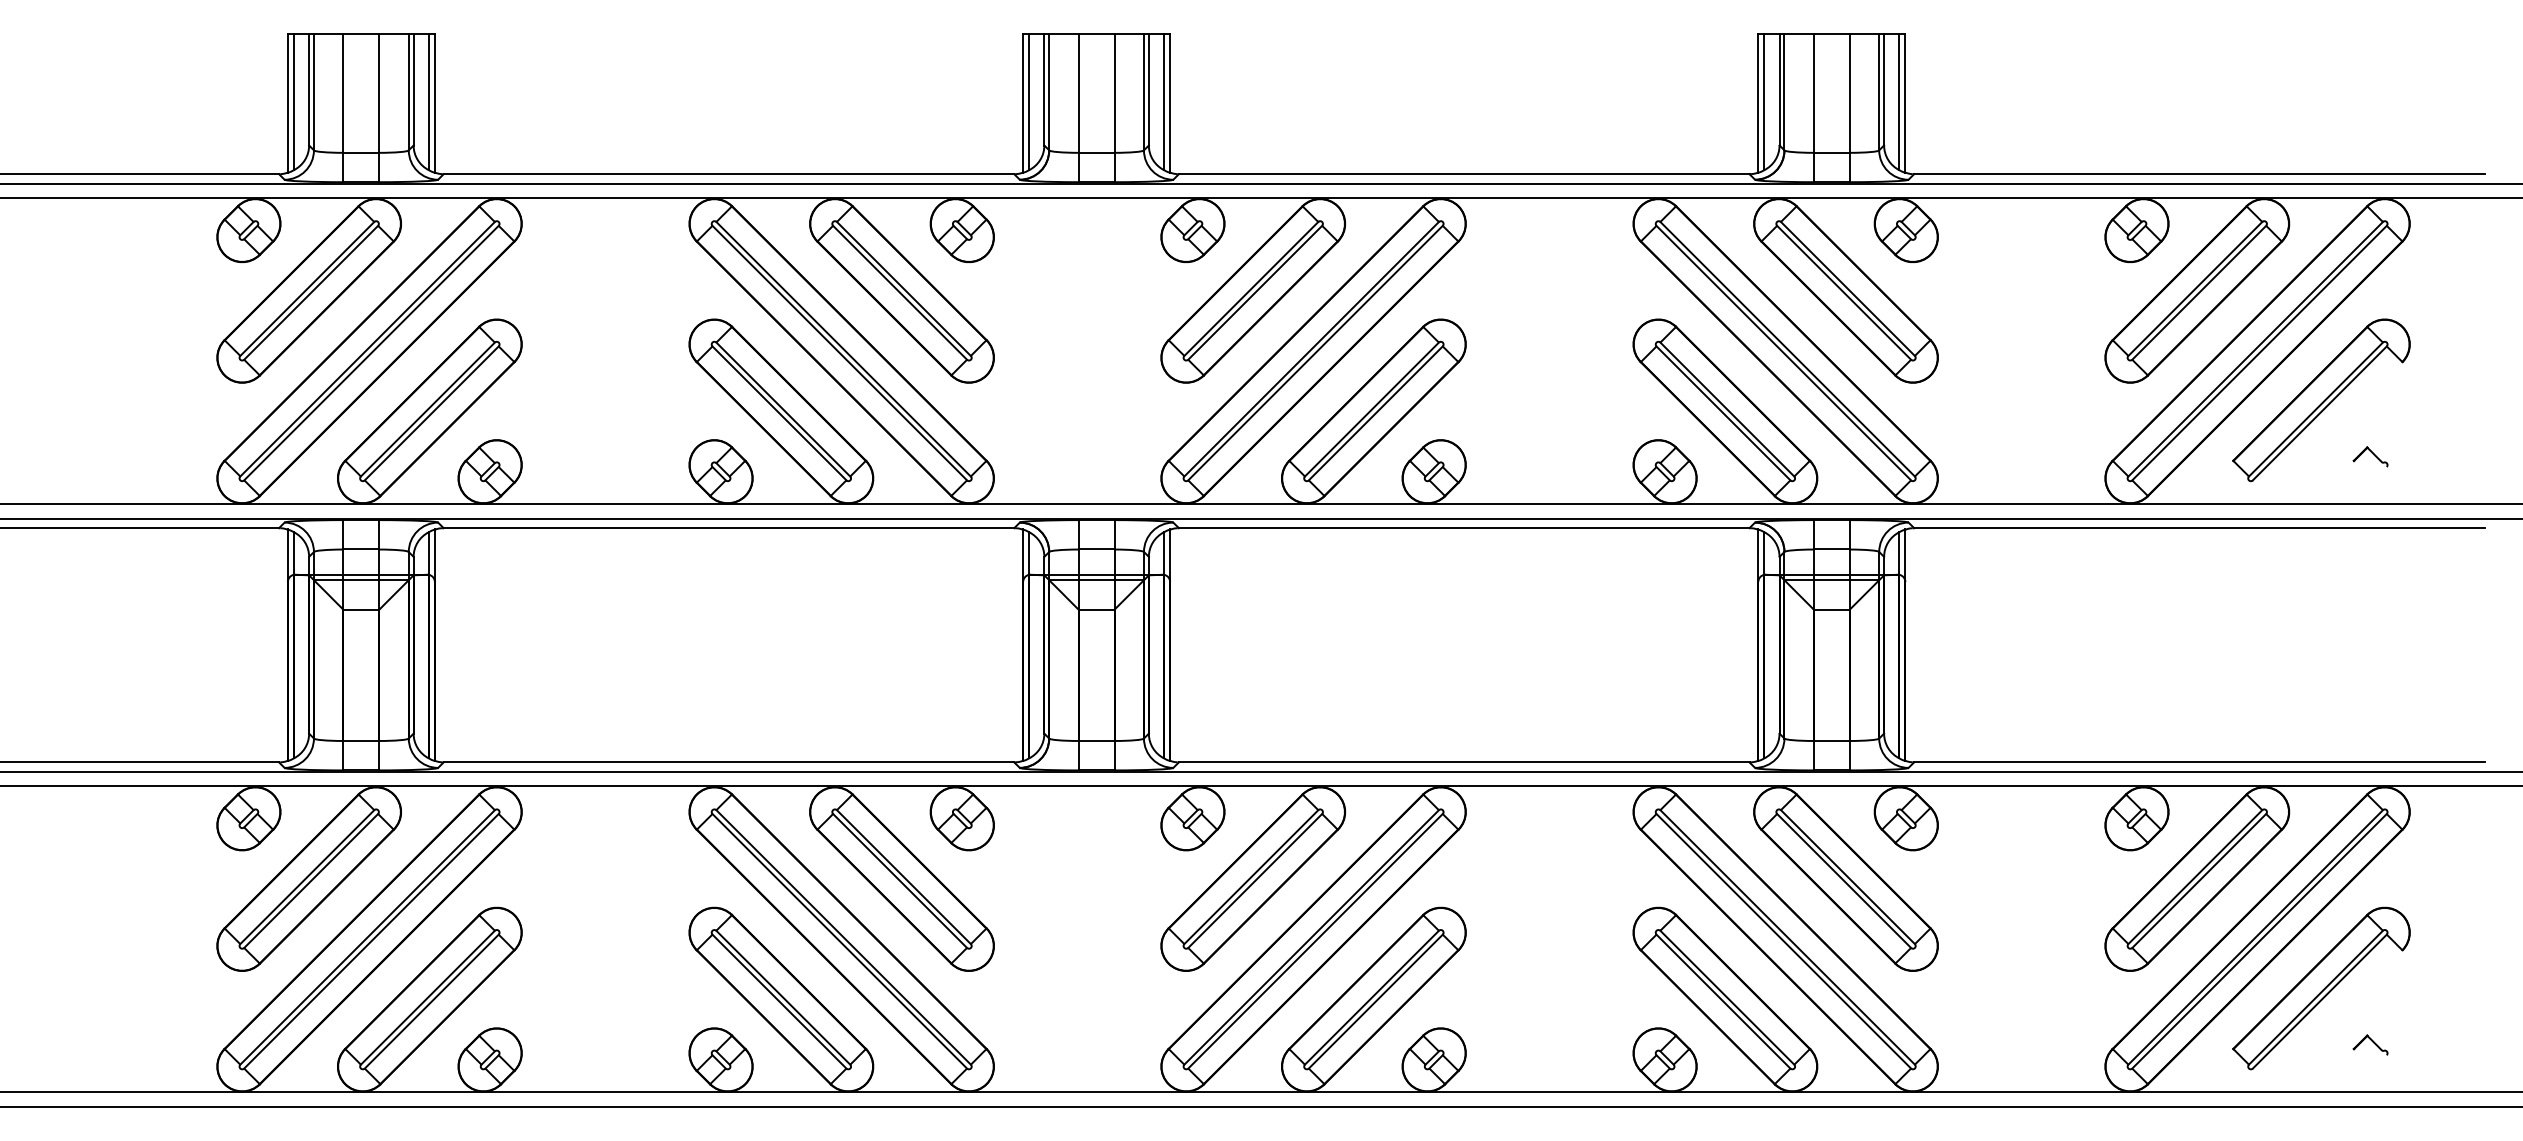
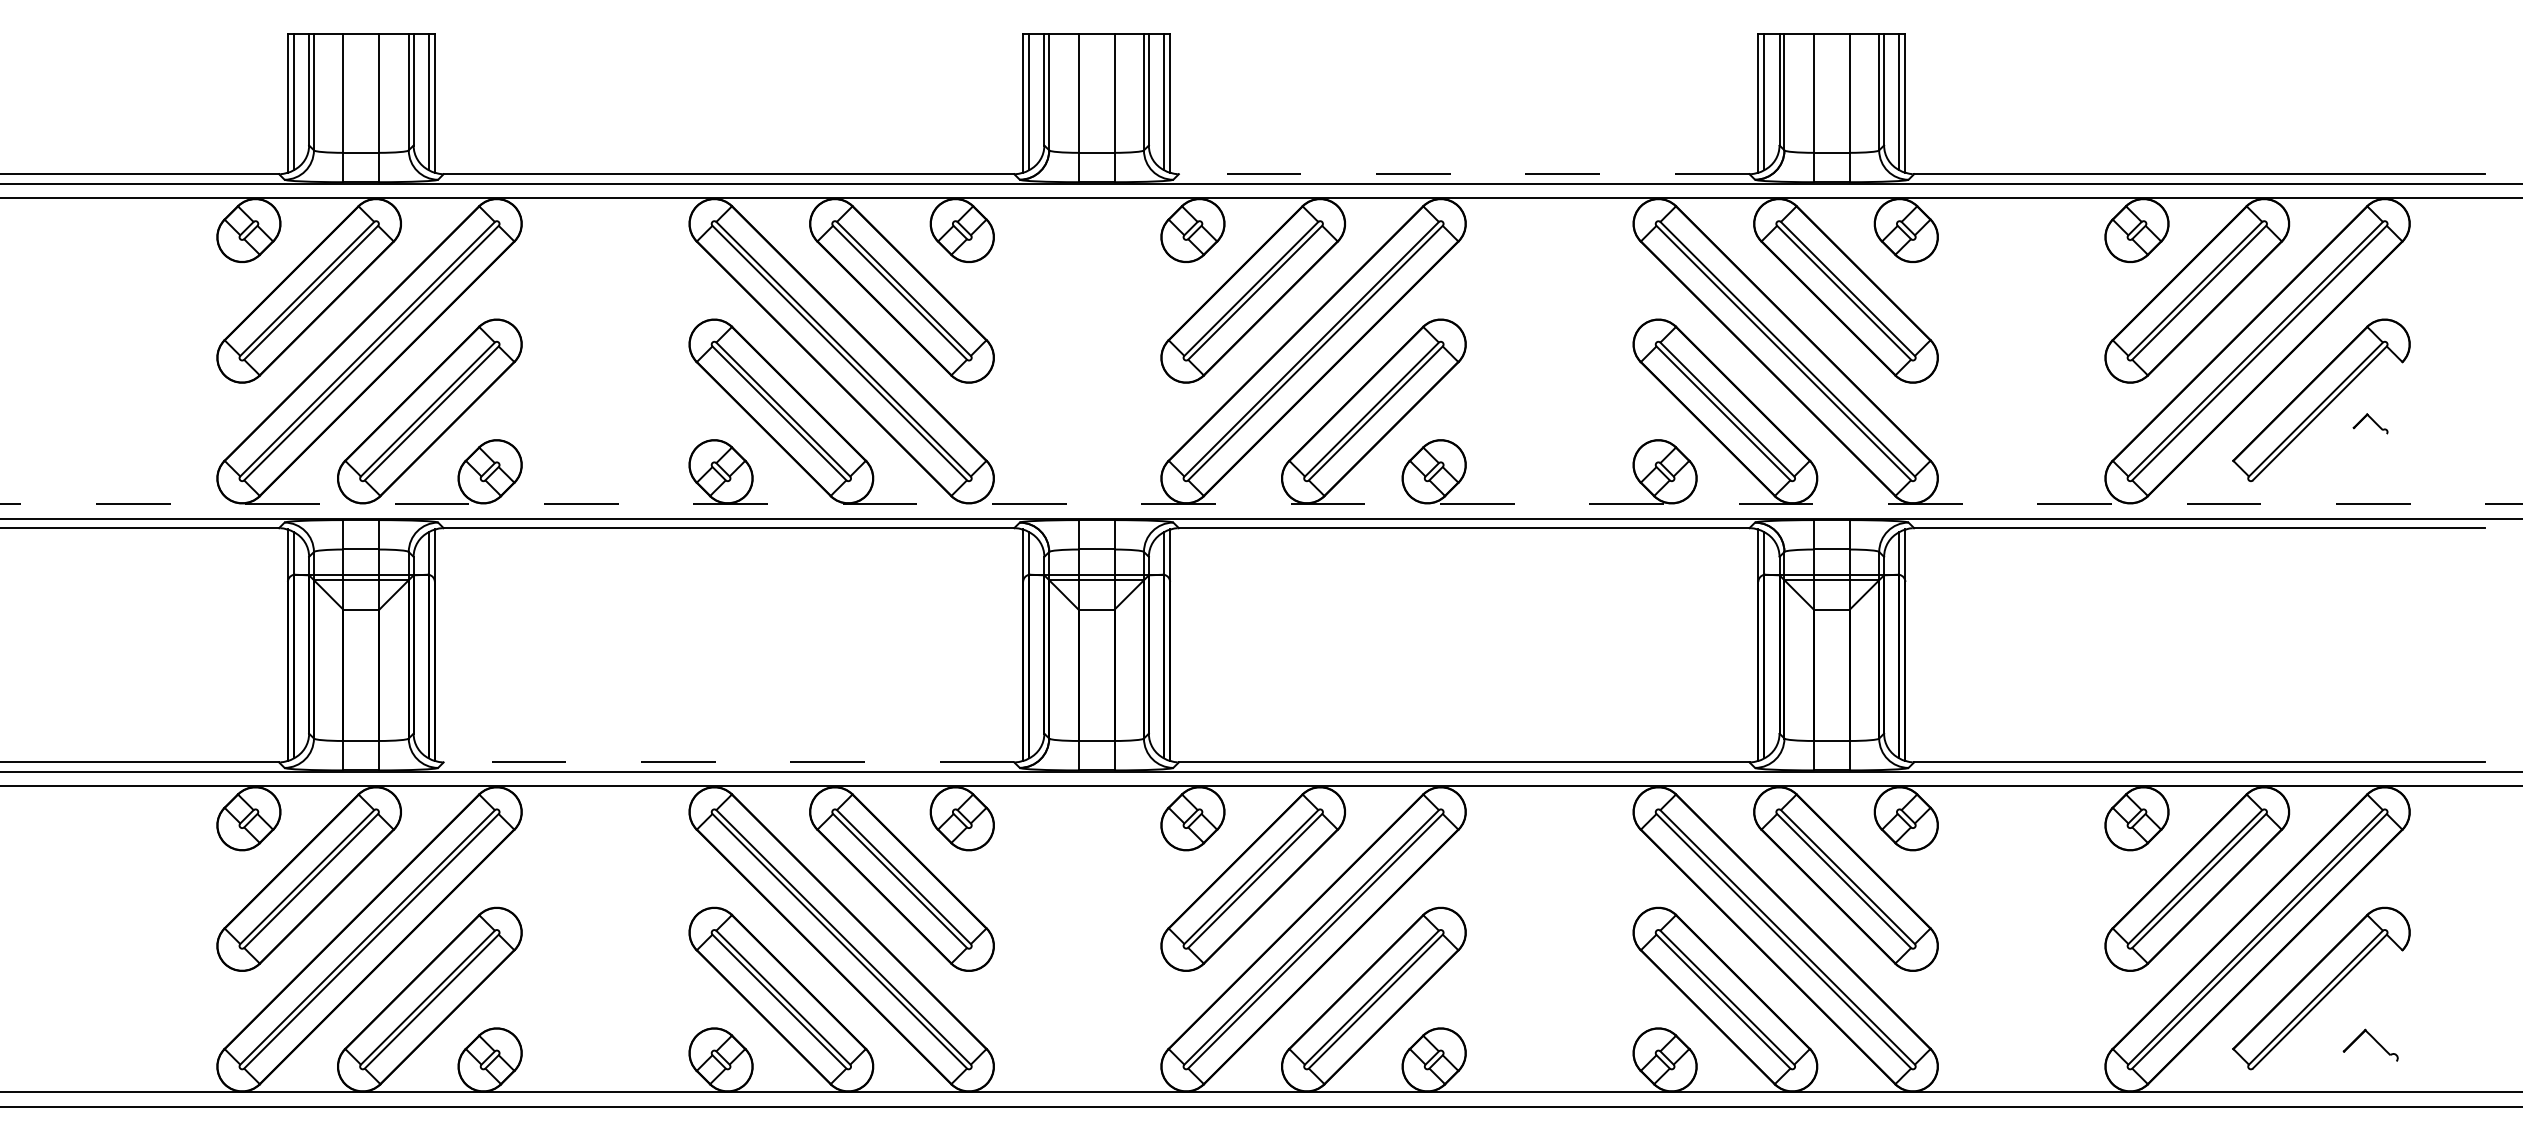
line: solid -> dashed (1463, 174)
part position: (2370, 456) -> (2370, 423) (2370, 423)
line: solid -> dashed (1261, 504)
line: solid -> dashed (728, 762)
part size: 37x22 px -> 57x34 px (2370, 1044)
